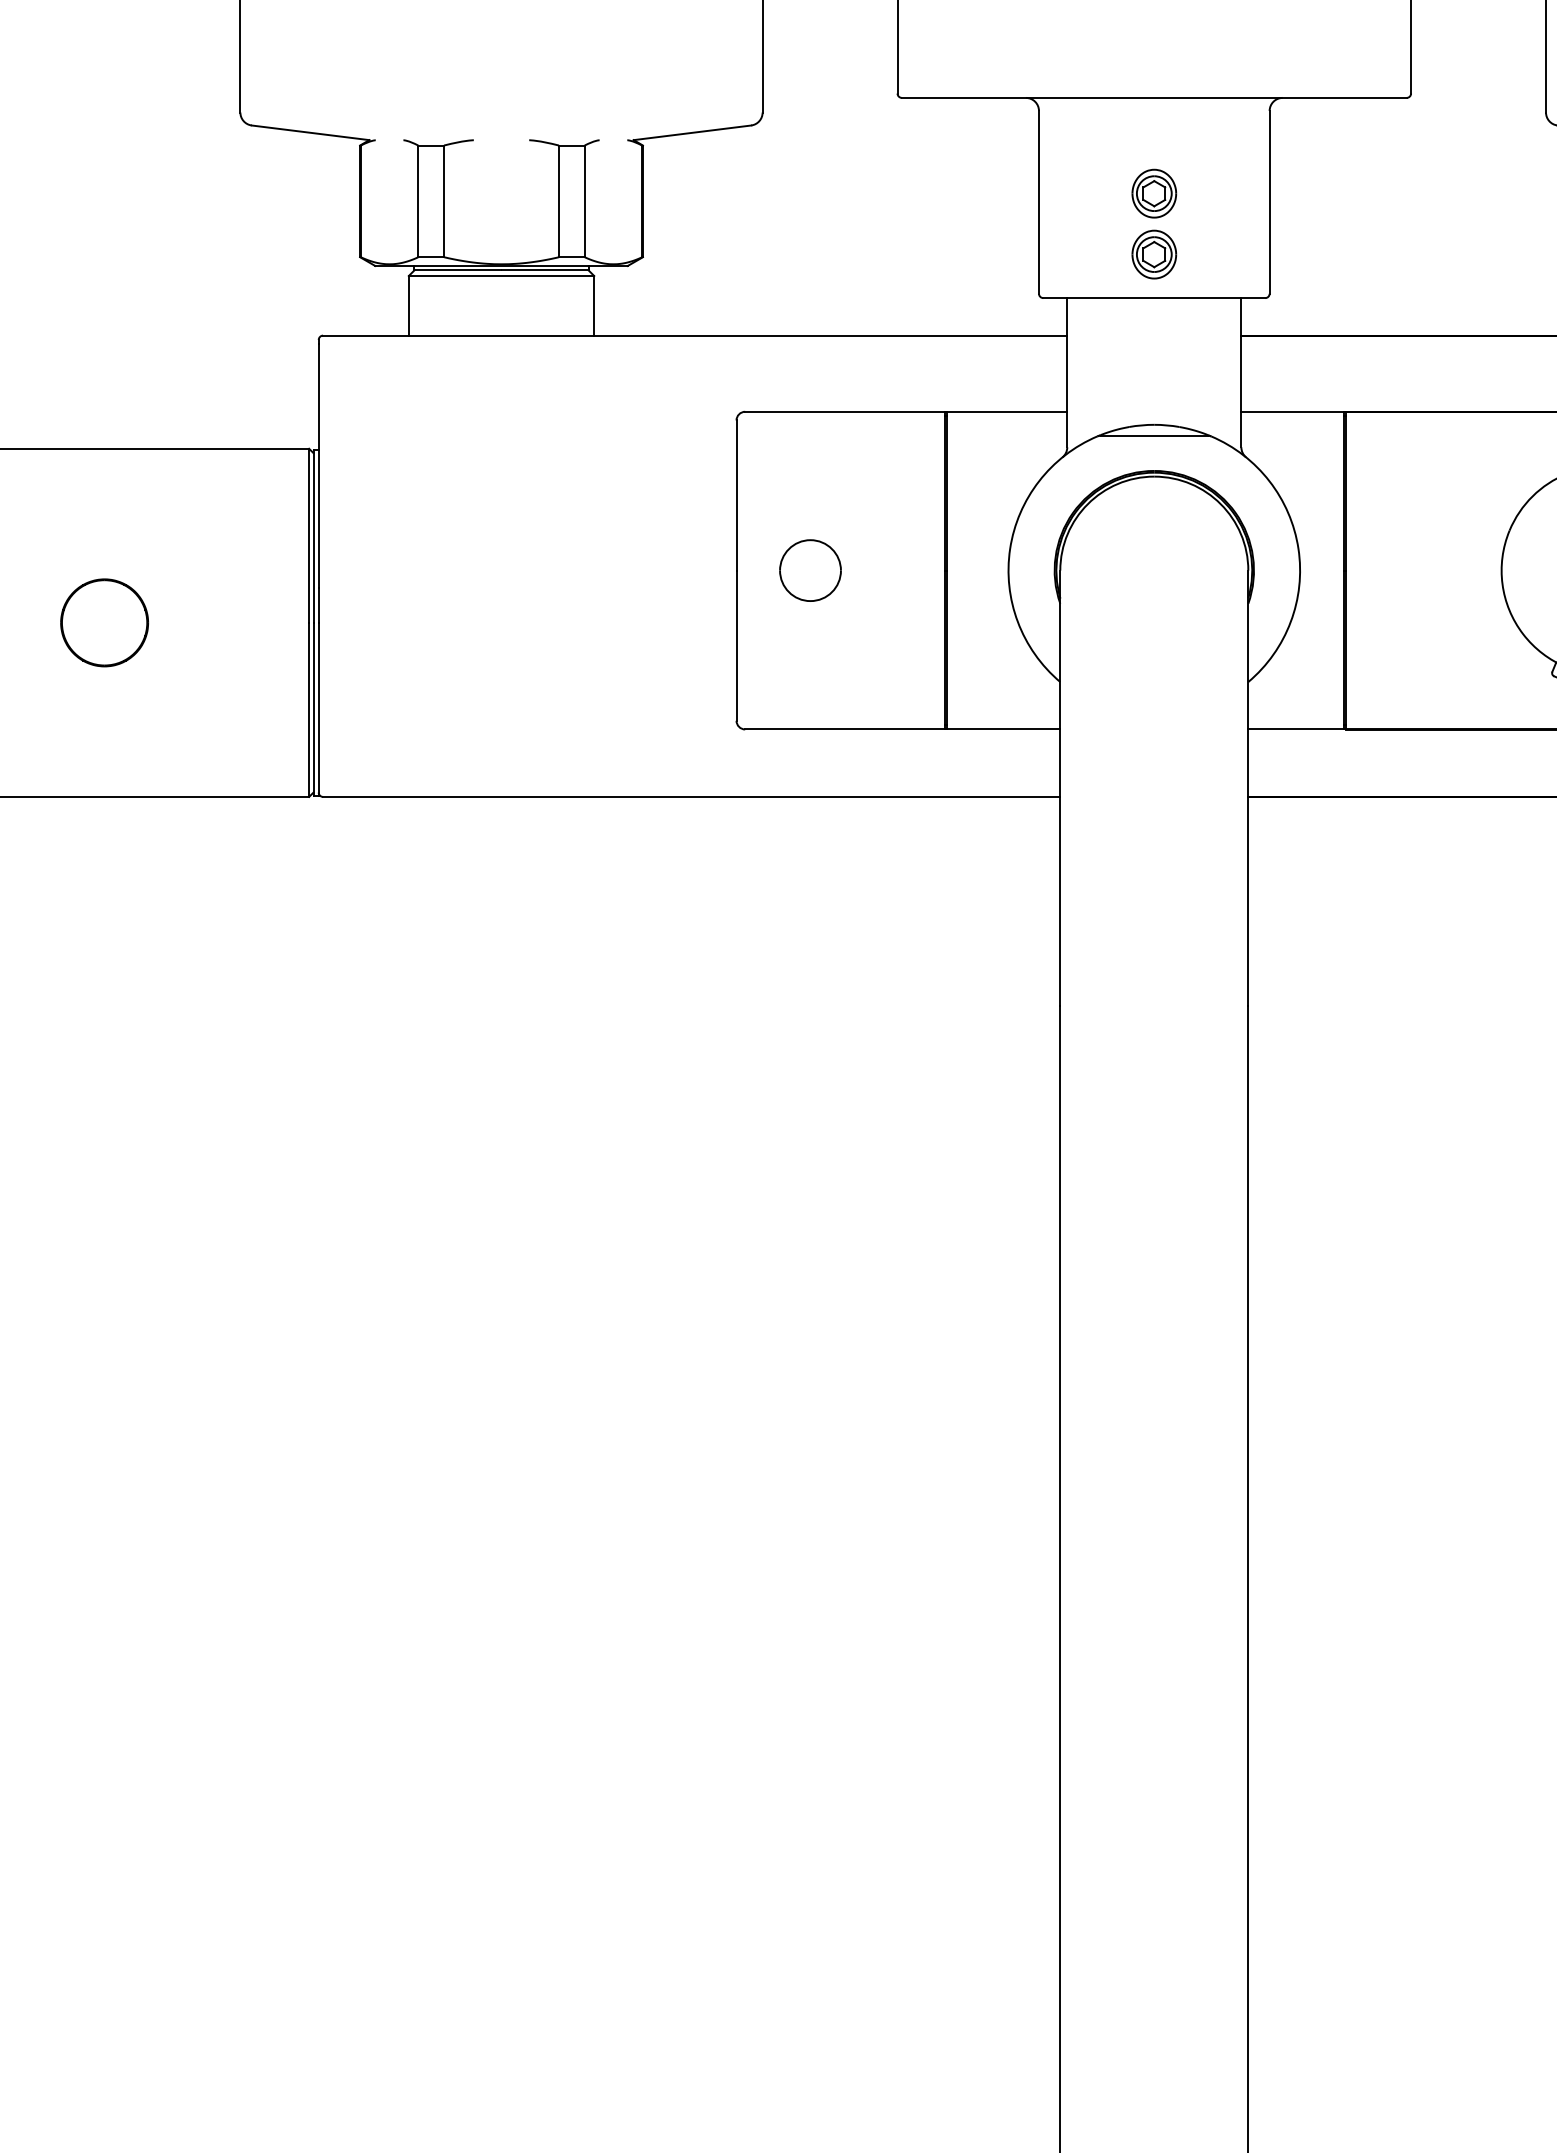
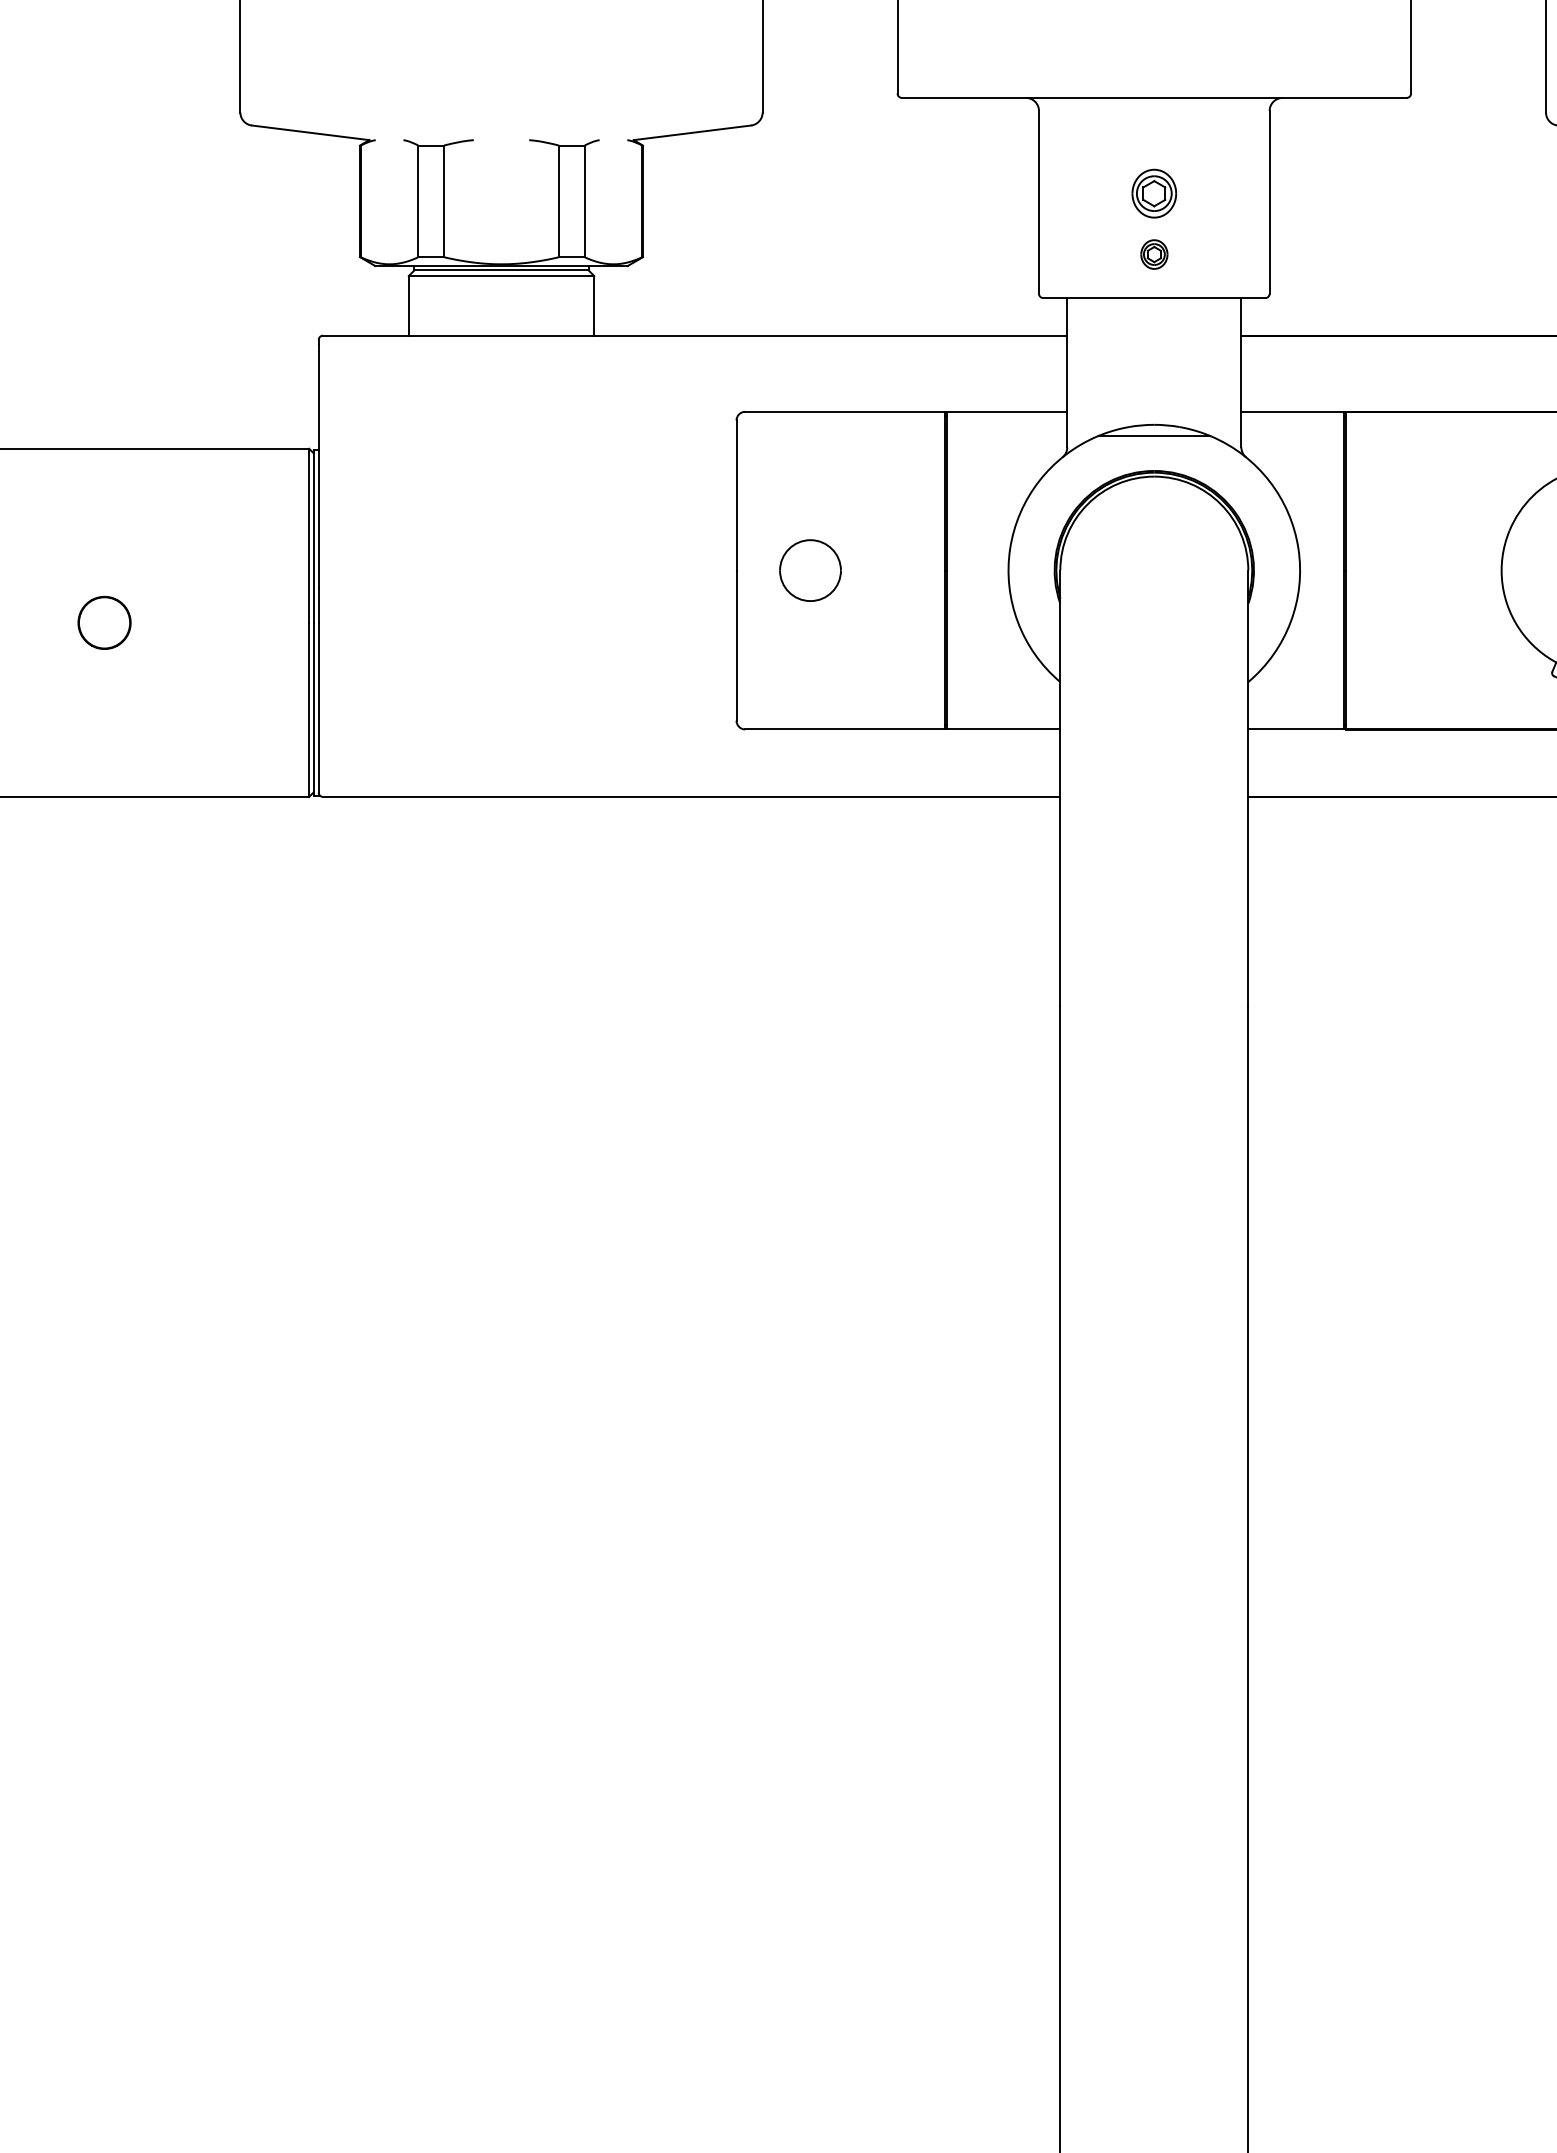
part size: 47x51 px -> 29x31 px (1154, 254)
part size: 89x90 px -> 55x55 px (104, 622)
